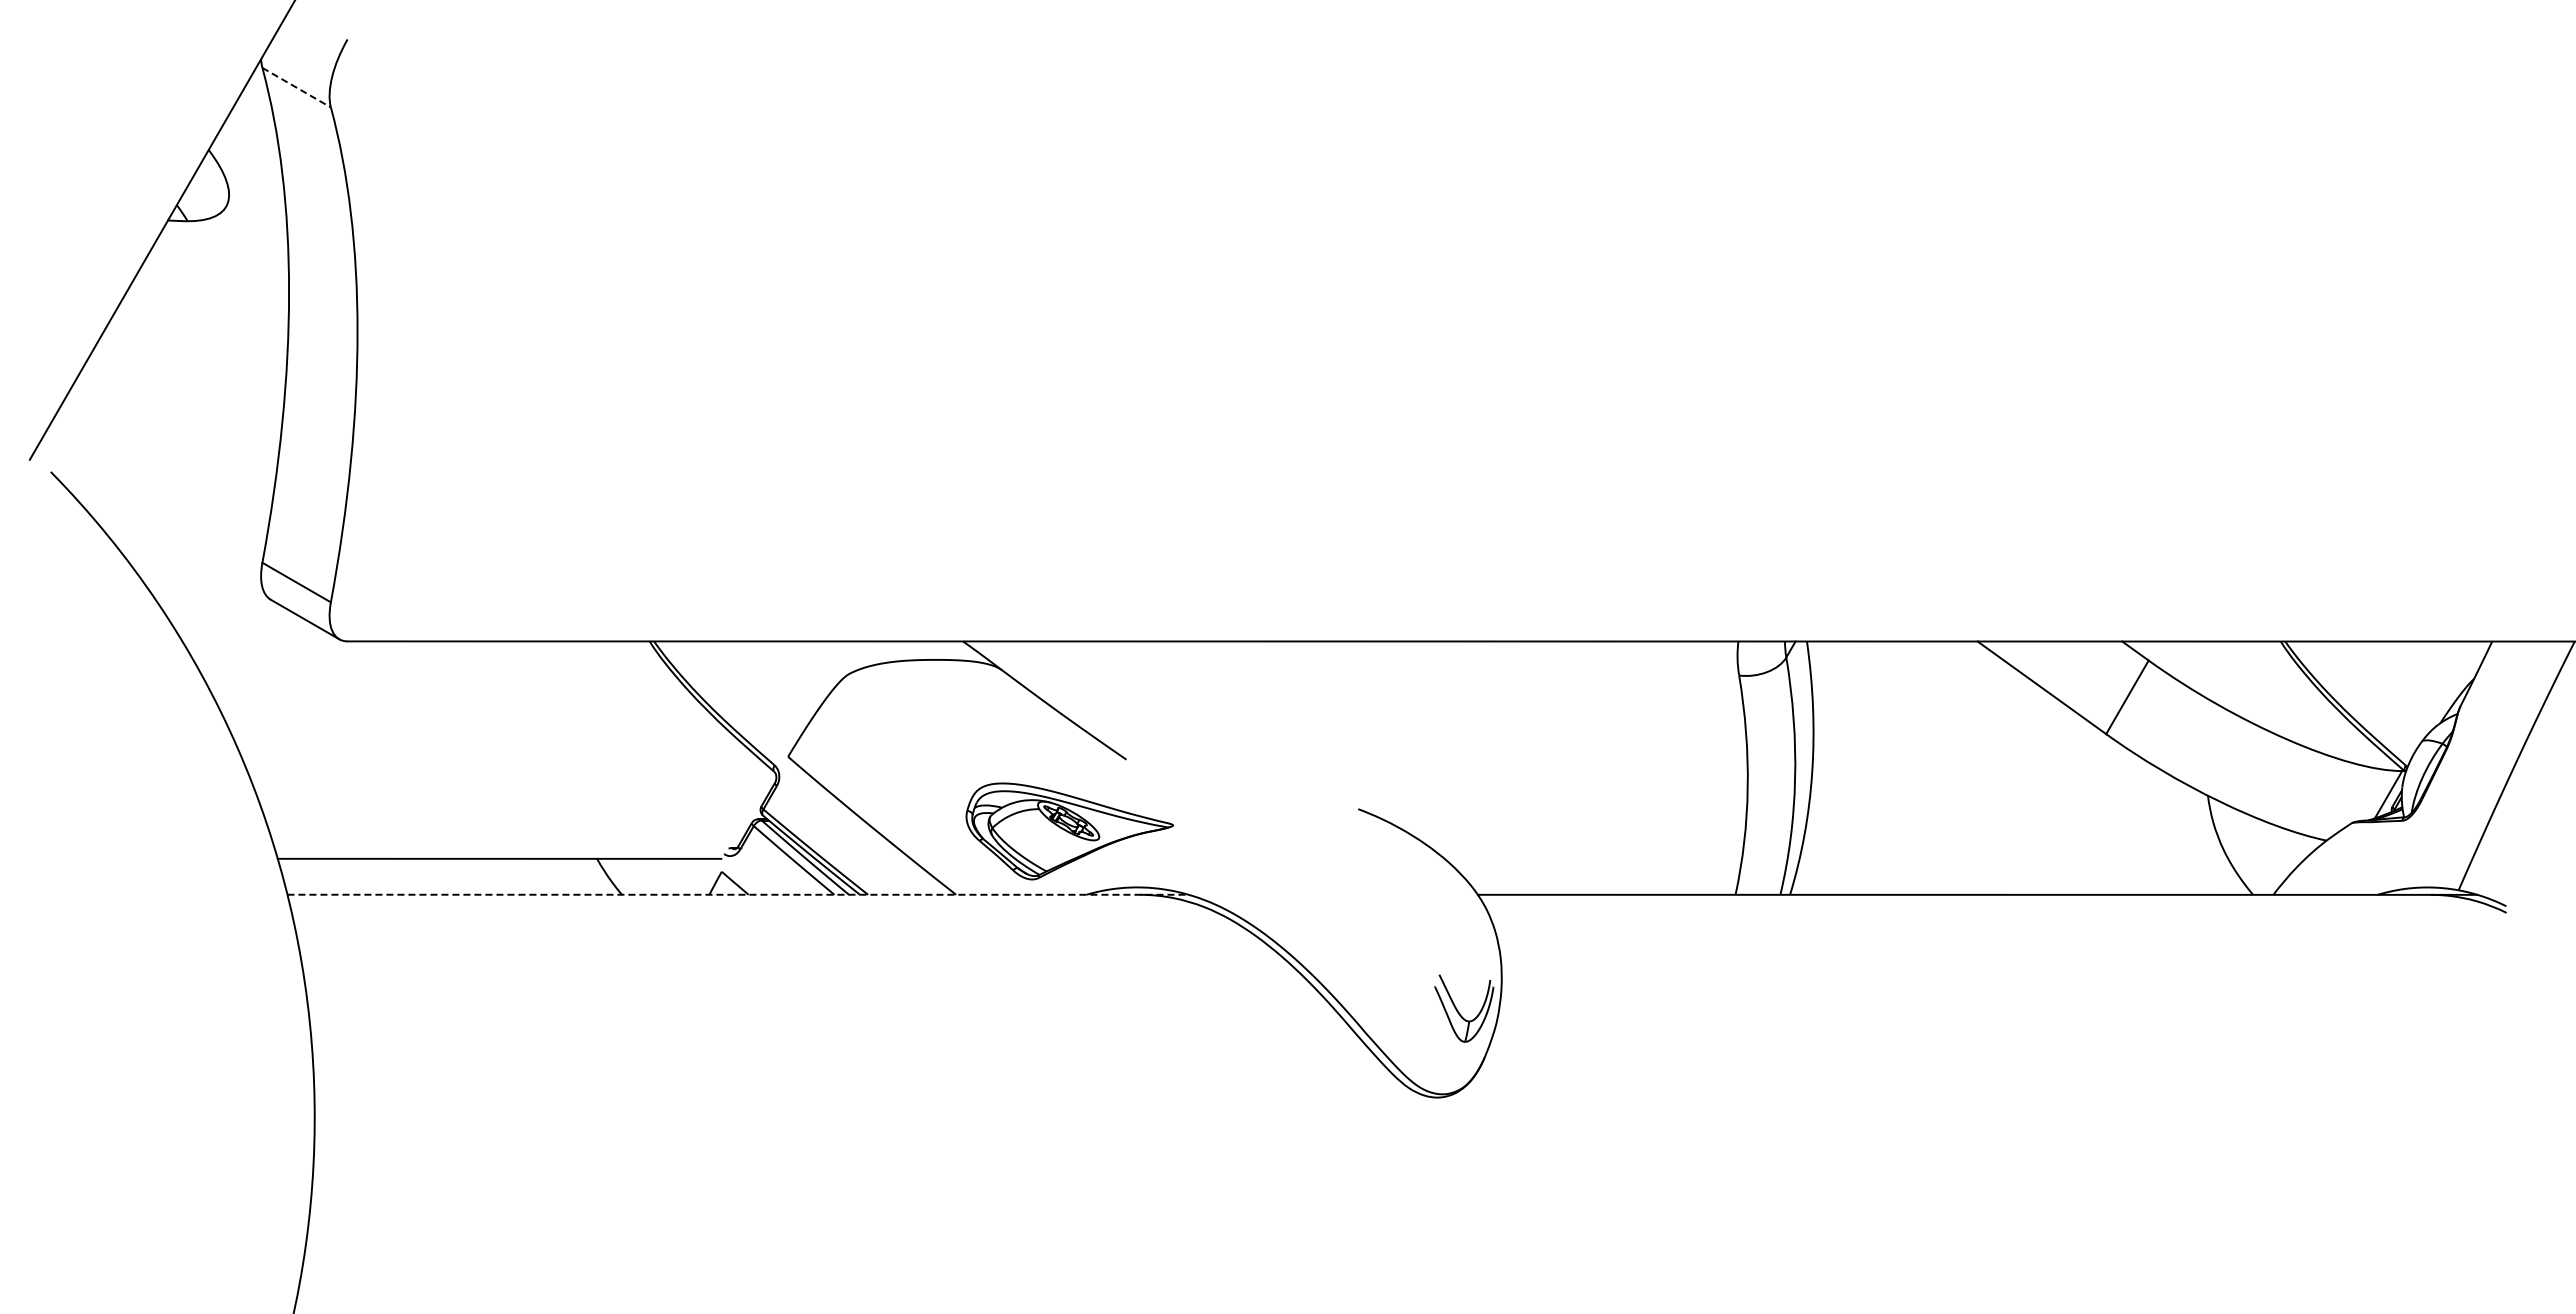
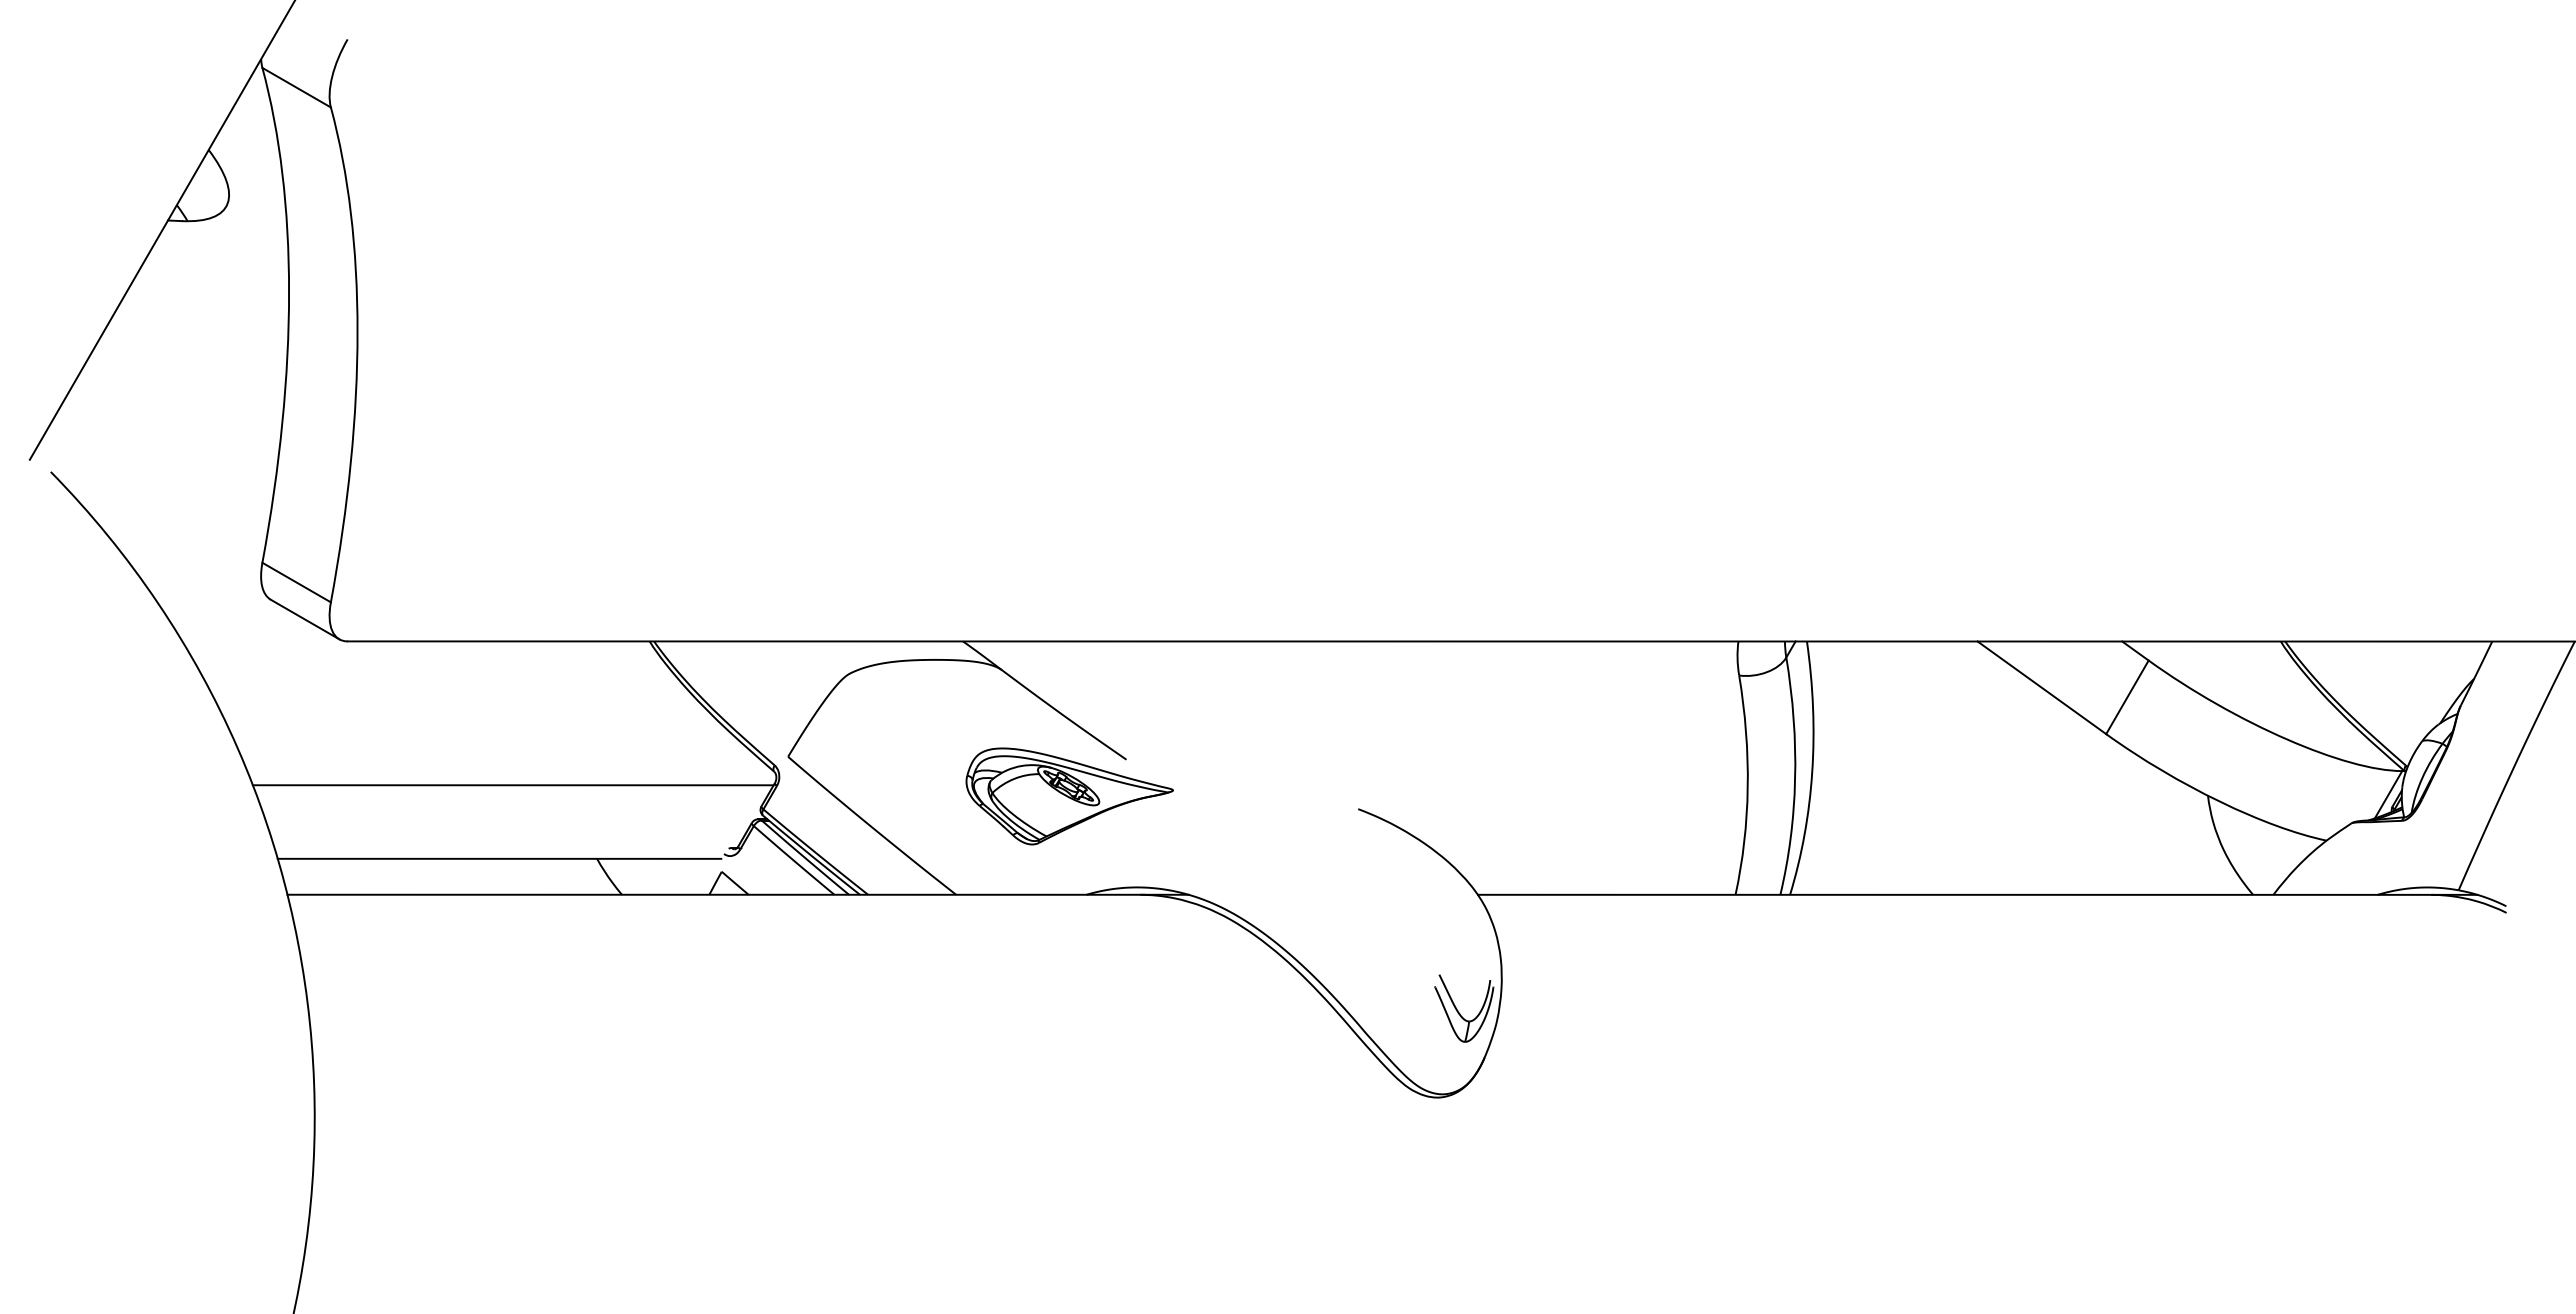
line: dashed -> solid (296, 87)
line: none -> present (512, 785)
part position: (1069, 831) -> (1069, 796) (1069, 796)
line: dashed -> solid (738, 894)
